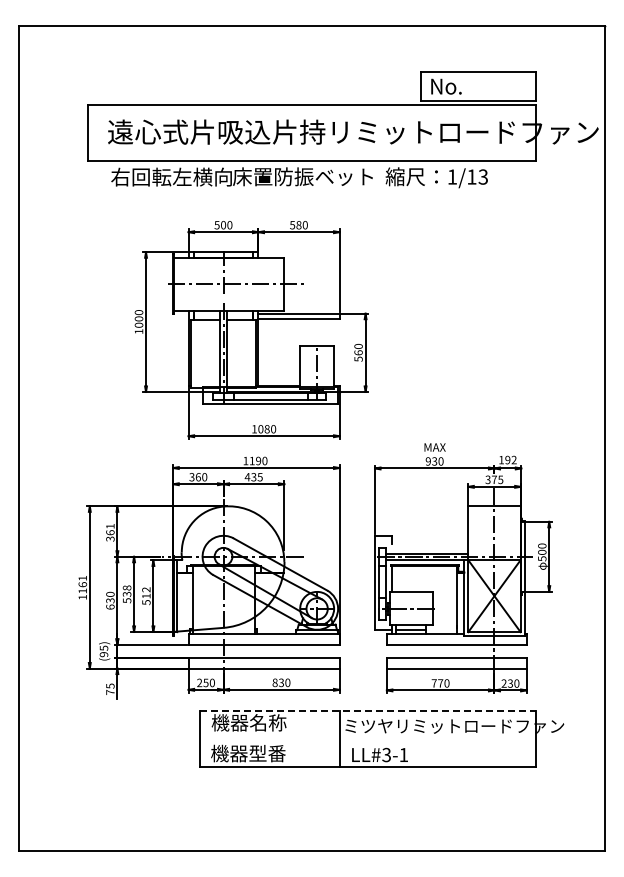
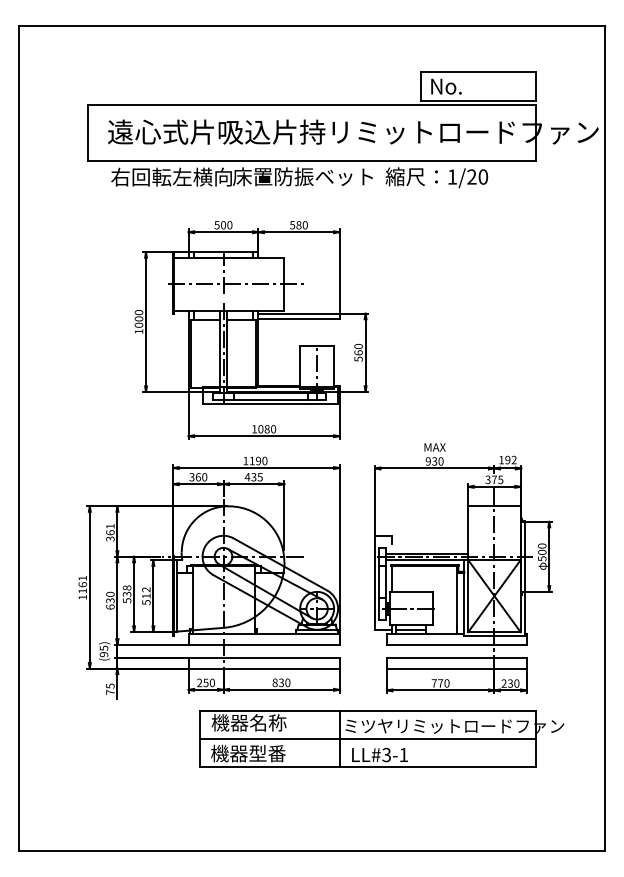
text: 1/13 -> 1/20 (477, 176)
line: dashed -> solid (367, 710)
line: none -> present (367, 738)
